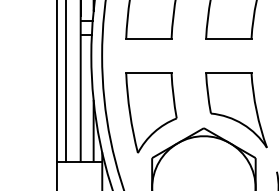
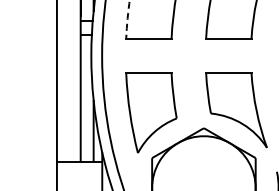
arc: solid -> dashed (127, 19)
line: present -> none (65, 82)
